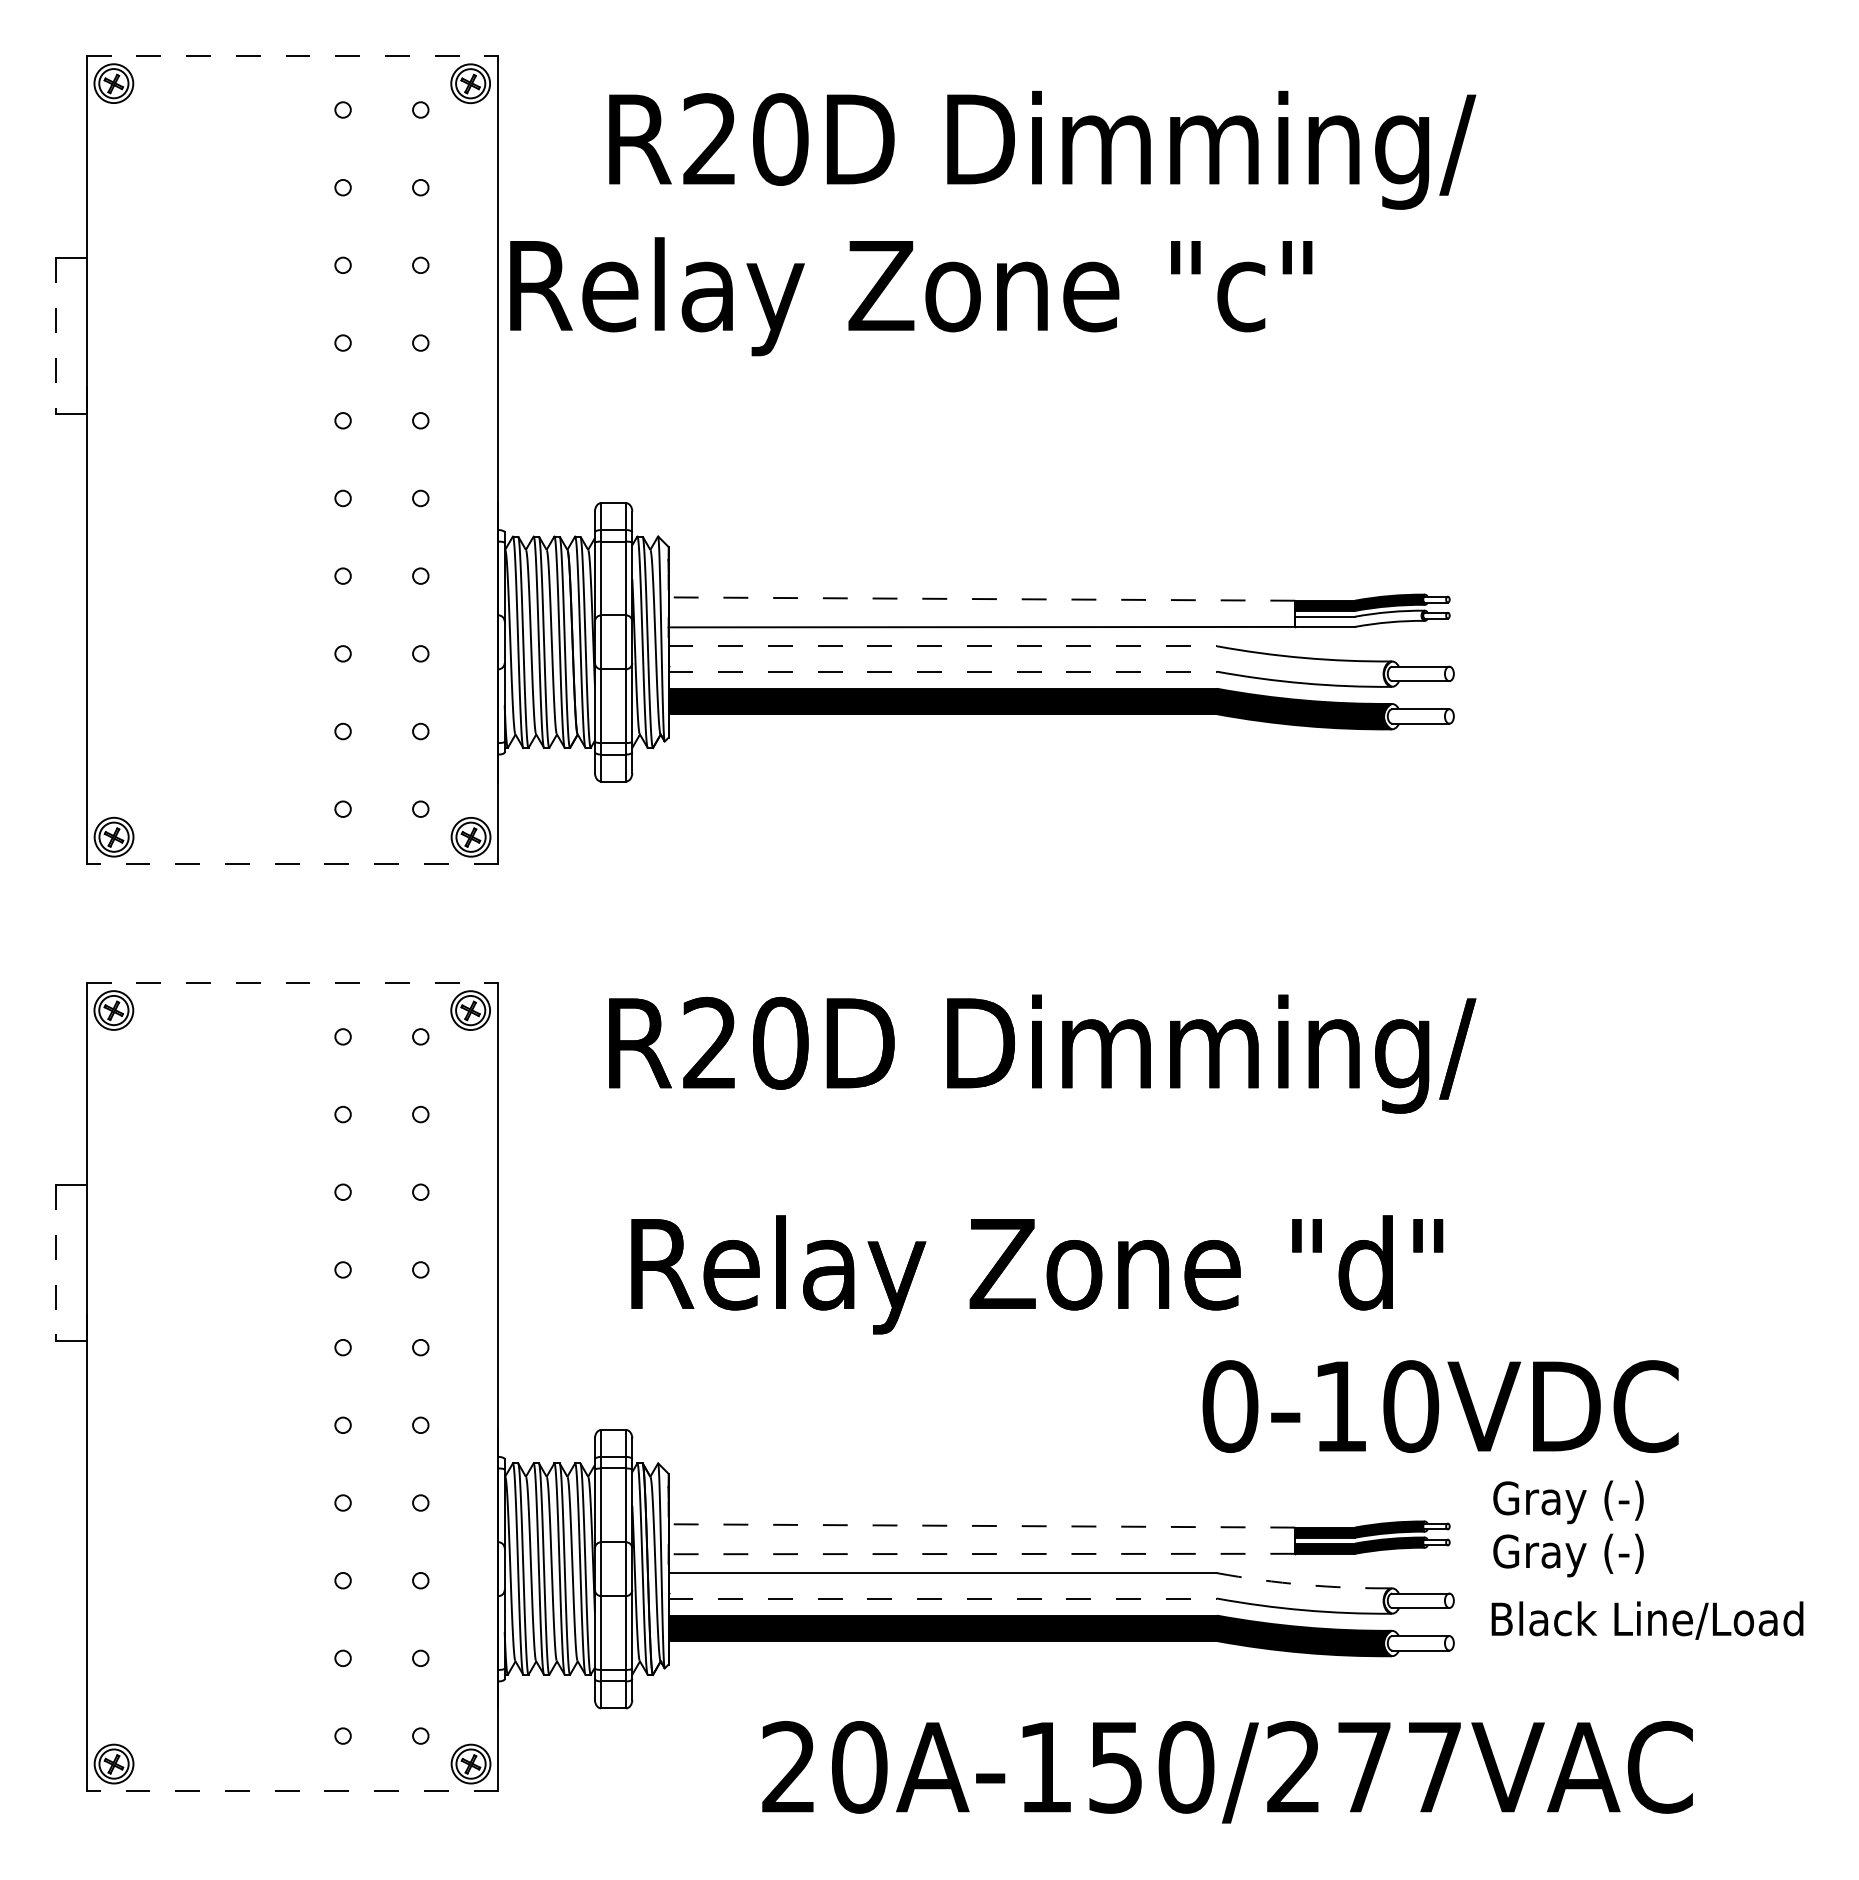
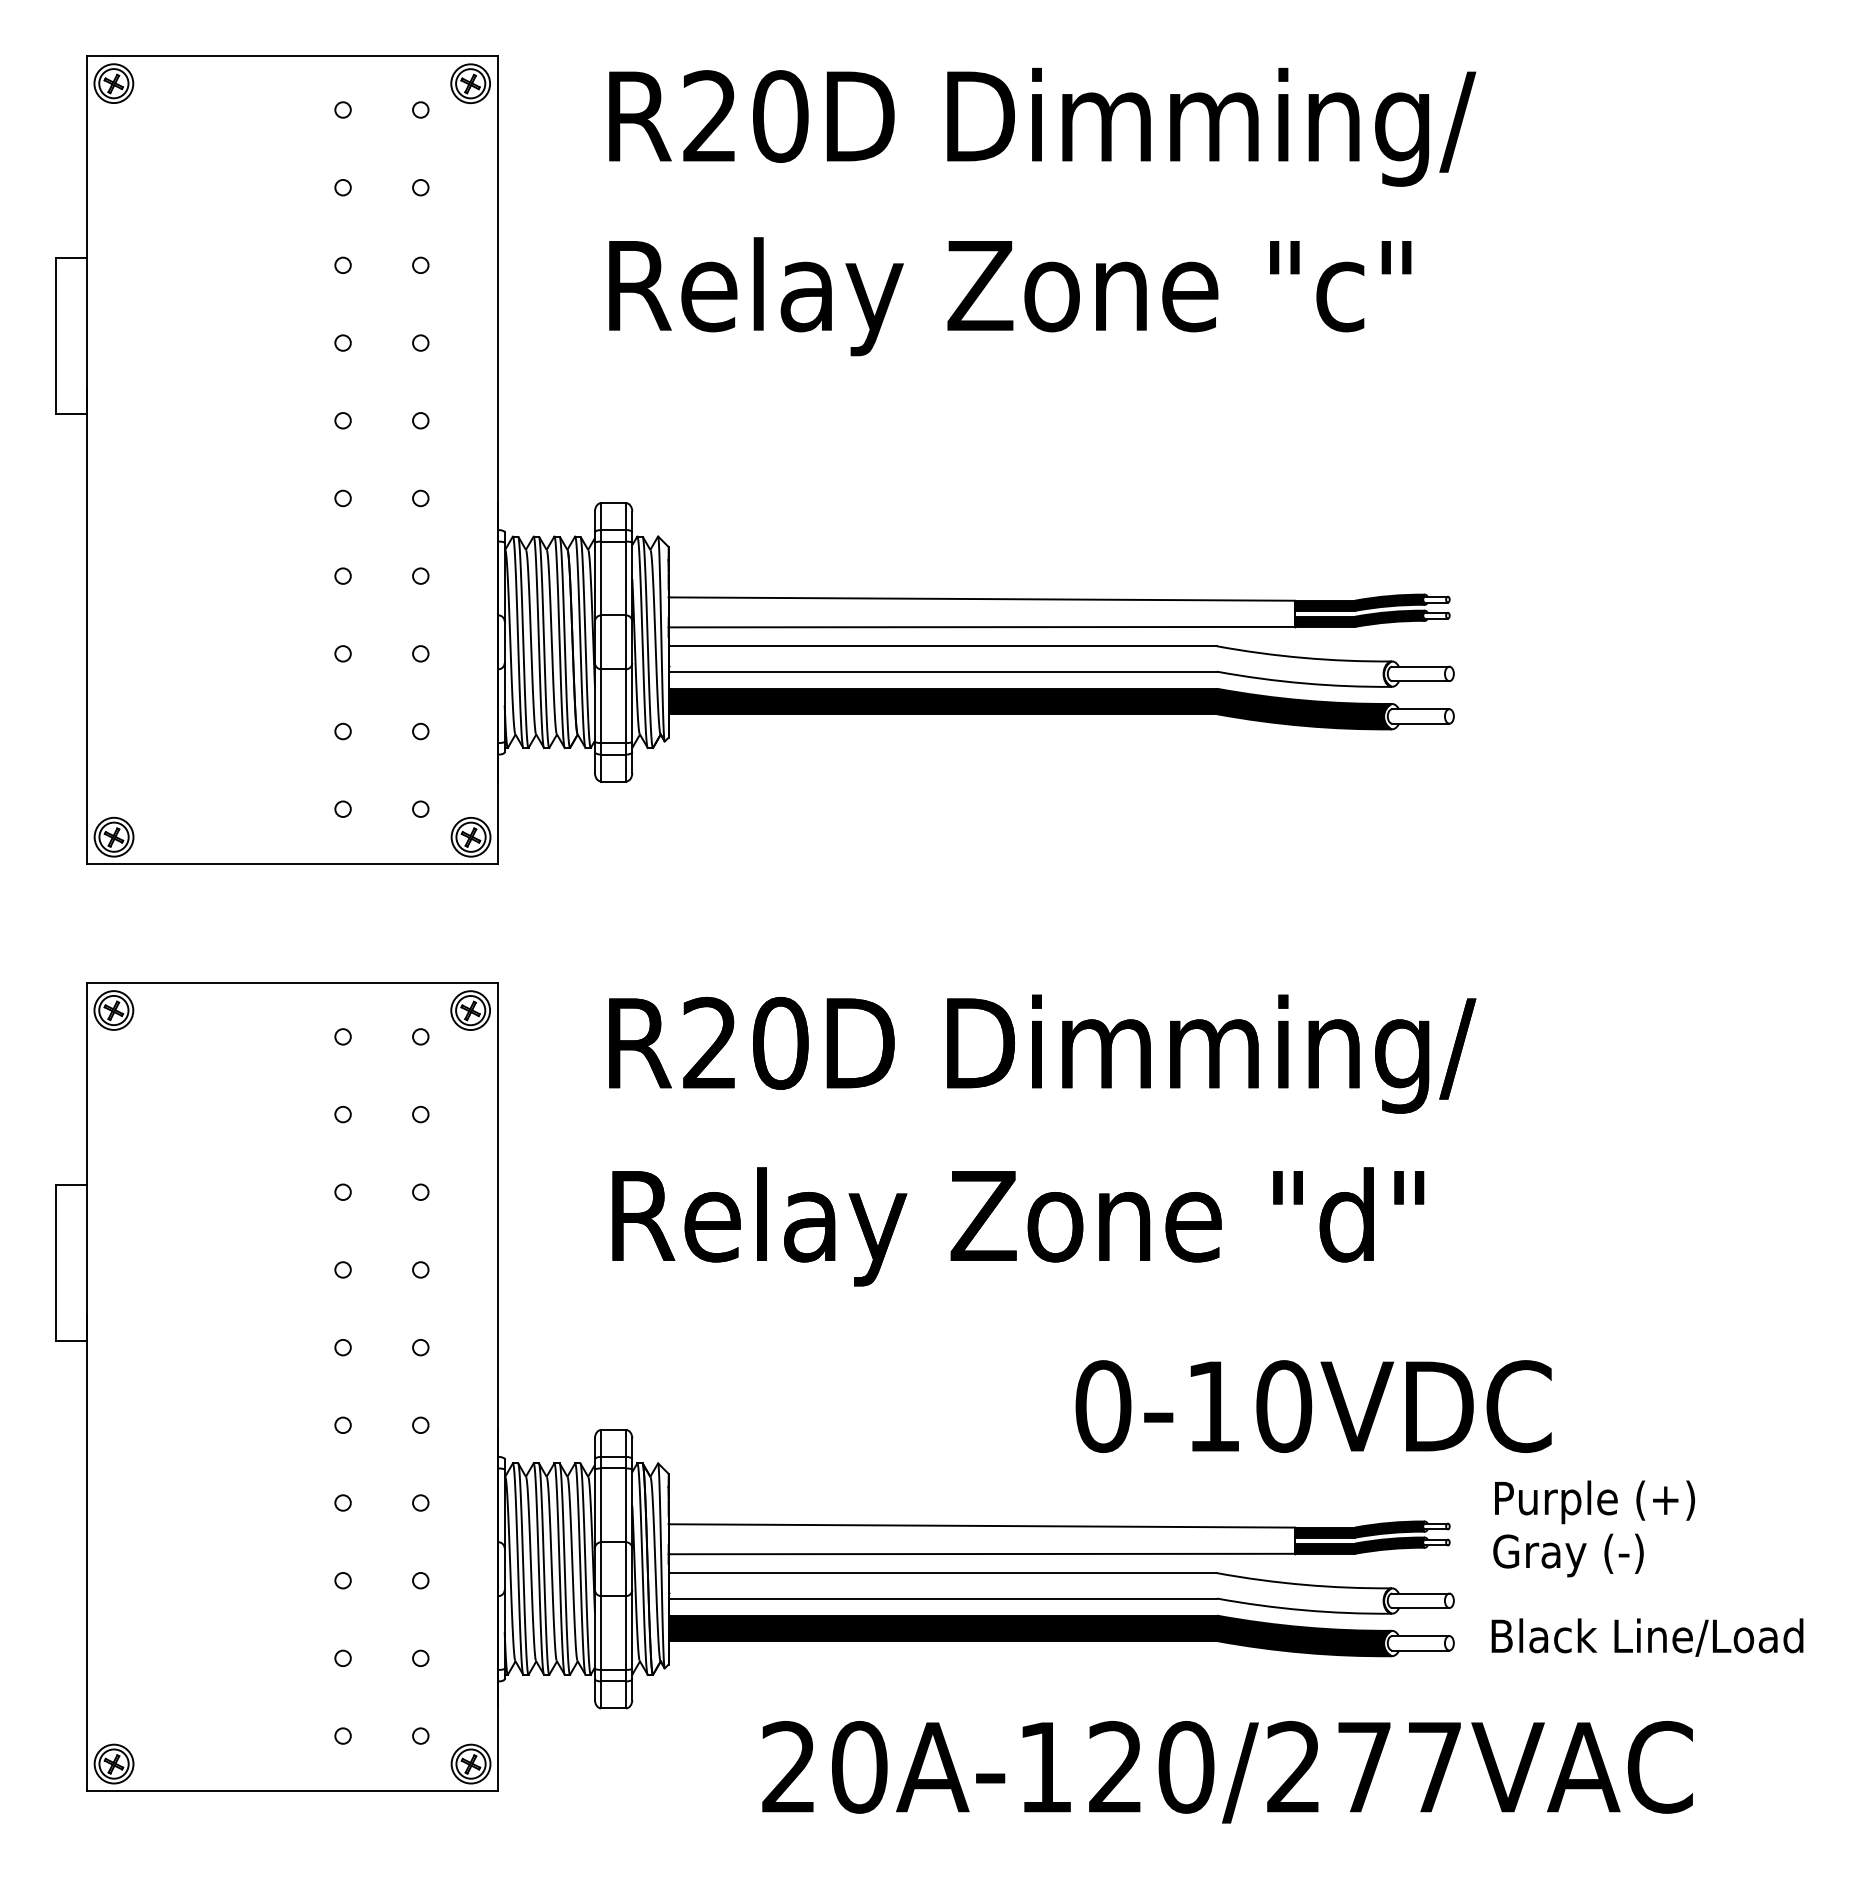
line: dashed -> solid (292, 56)
text position: (1042, 150) -> (1042, 127) (1042, 127)
text position: (911, 296) -> (1010, 296) (1010, 296)
line: dashed -> solid (55, 336)
line: dashed -> solid (981, 599)
fill: none -> present (1359, 618)
line: dashed -> solid (943, 646)
line: dashed -> solid (943, 671)
line: dashed -> solid (292, 864)
line: dashed -> solid (292, 983)
line: dashed -> solid (55, 1262)
text position: (1037, 1274) -> (1018, 1226) (1018, 1226)
text position: (1440, 1406) -> (1313, 1406) (1313, 1406)
text: Gray (-) -> Purple (+) (1594, 1502)
line: dashed -> solid (981, 1525)
line: dashed -> solid (981, 1554)
arc: dashed -> solid (1304, 1584)
line: dashed -> solid (943, 1598)
text position: (1647, 1620) -> (1647, 1637) (1647, 1637)
text: 20A-150/277VAC -> 20A-120/277VAC (1115, 1766)
line: dashed -> solid (292, 1791)
